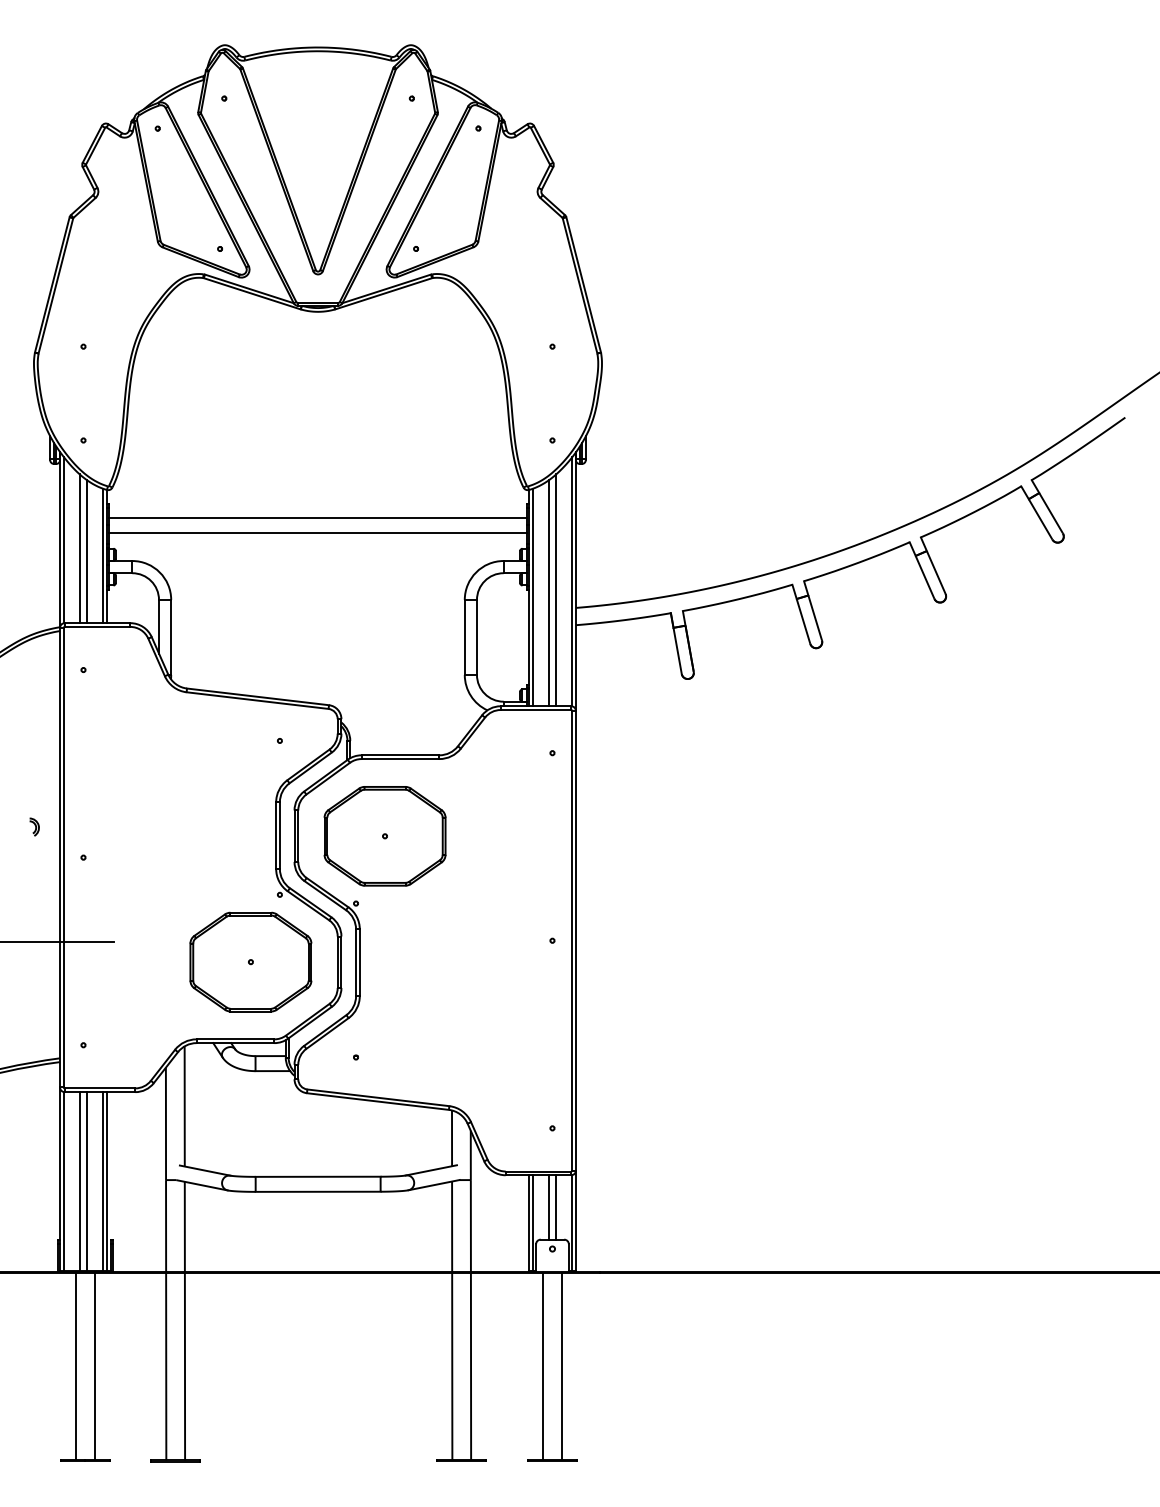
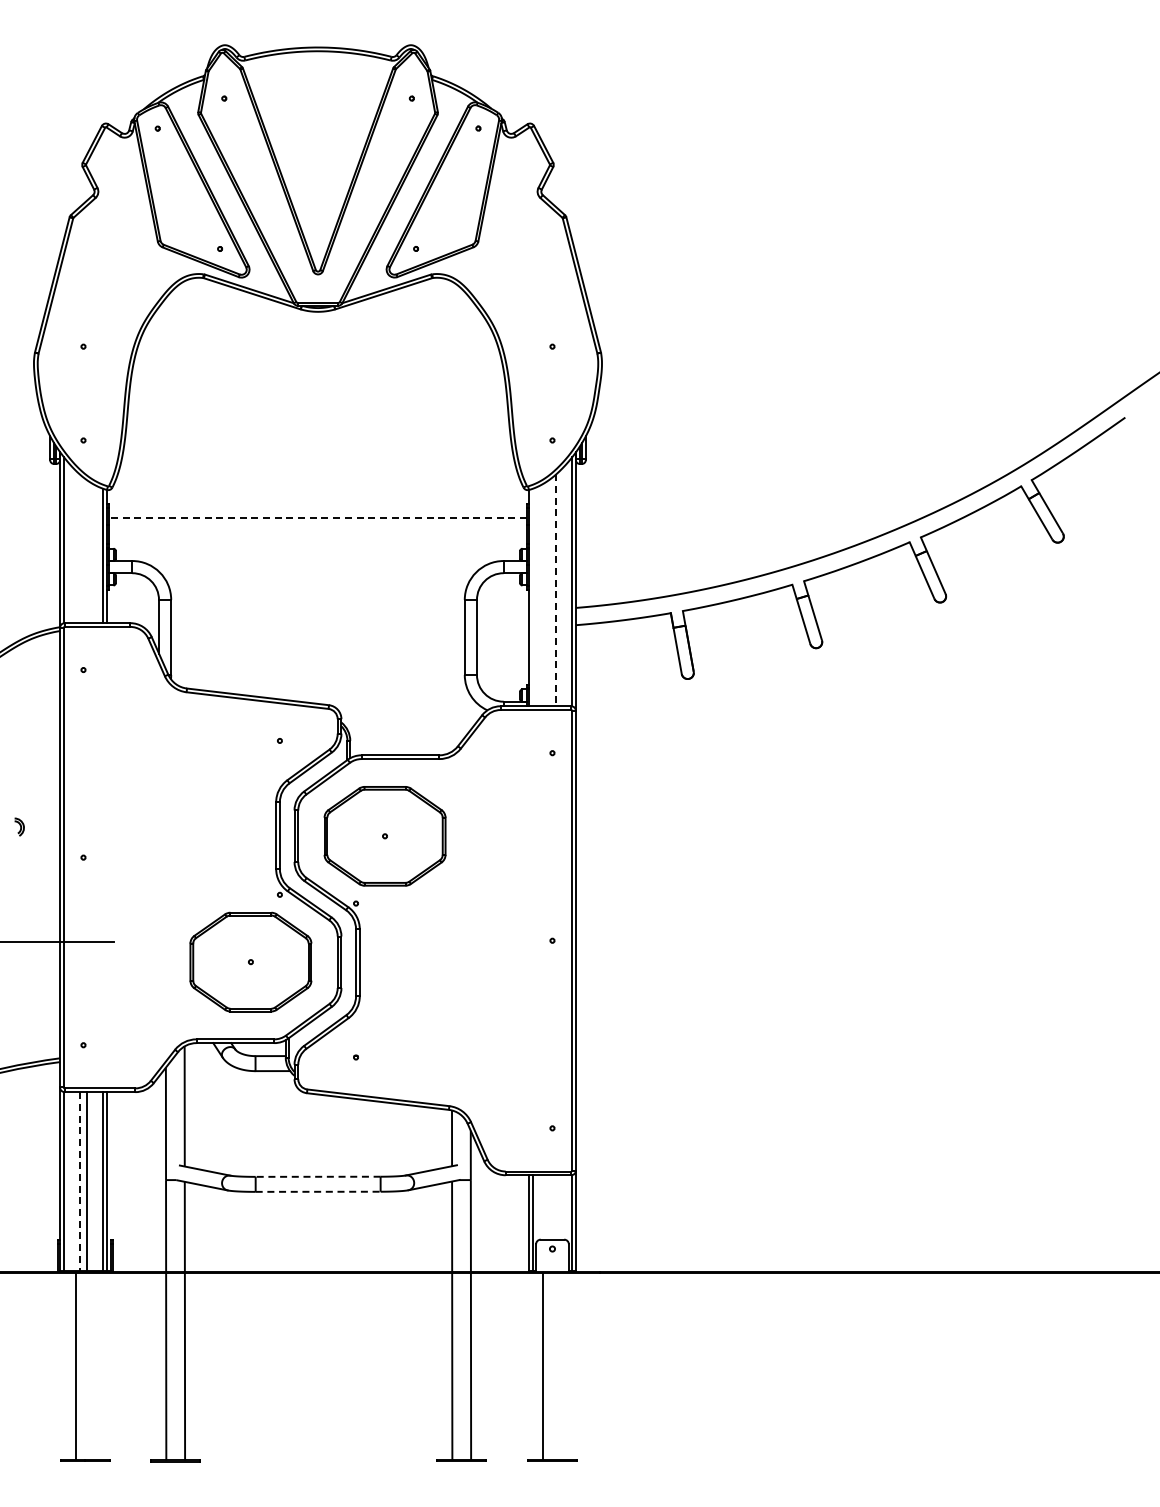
line: solid -> dashed (317, 517)
line: present -> none (317, 532)
line: present -> none (79, 548)
line: present -> none (87, 551)
line: solid -> dashed (556, 590)
line: present -> none (548, 593)
line: present -> none (532, 597)
part position: (34, 826) -> (19, 826) (19, 826)
line: solid -> dashed (317, 1176)
line: solid -> dashed (79, 1181)
line: solid -> dashed (318, 1191)
line: present -> none (548, 1207)
line: present -> none (556, 1207)
line: present -> none (95, 1366)
line: present -> none (562, 1366)
